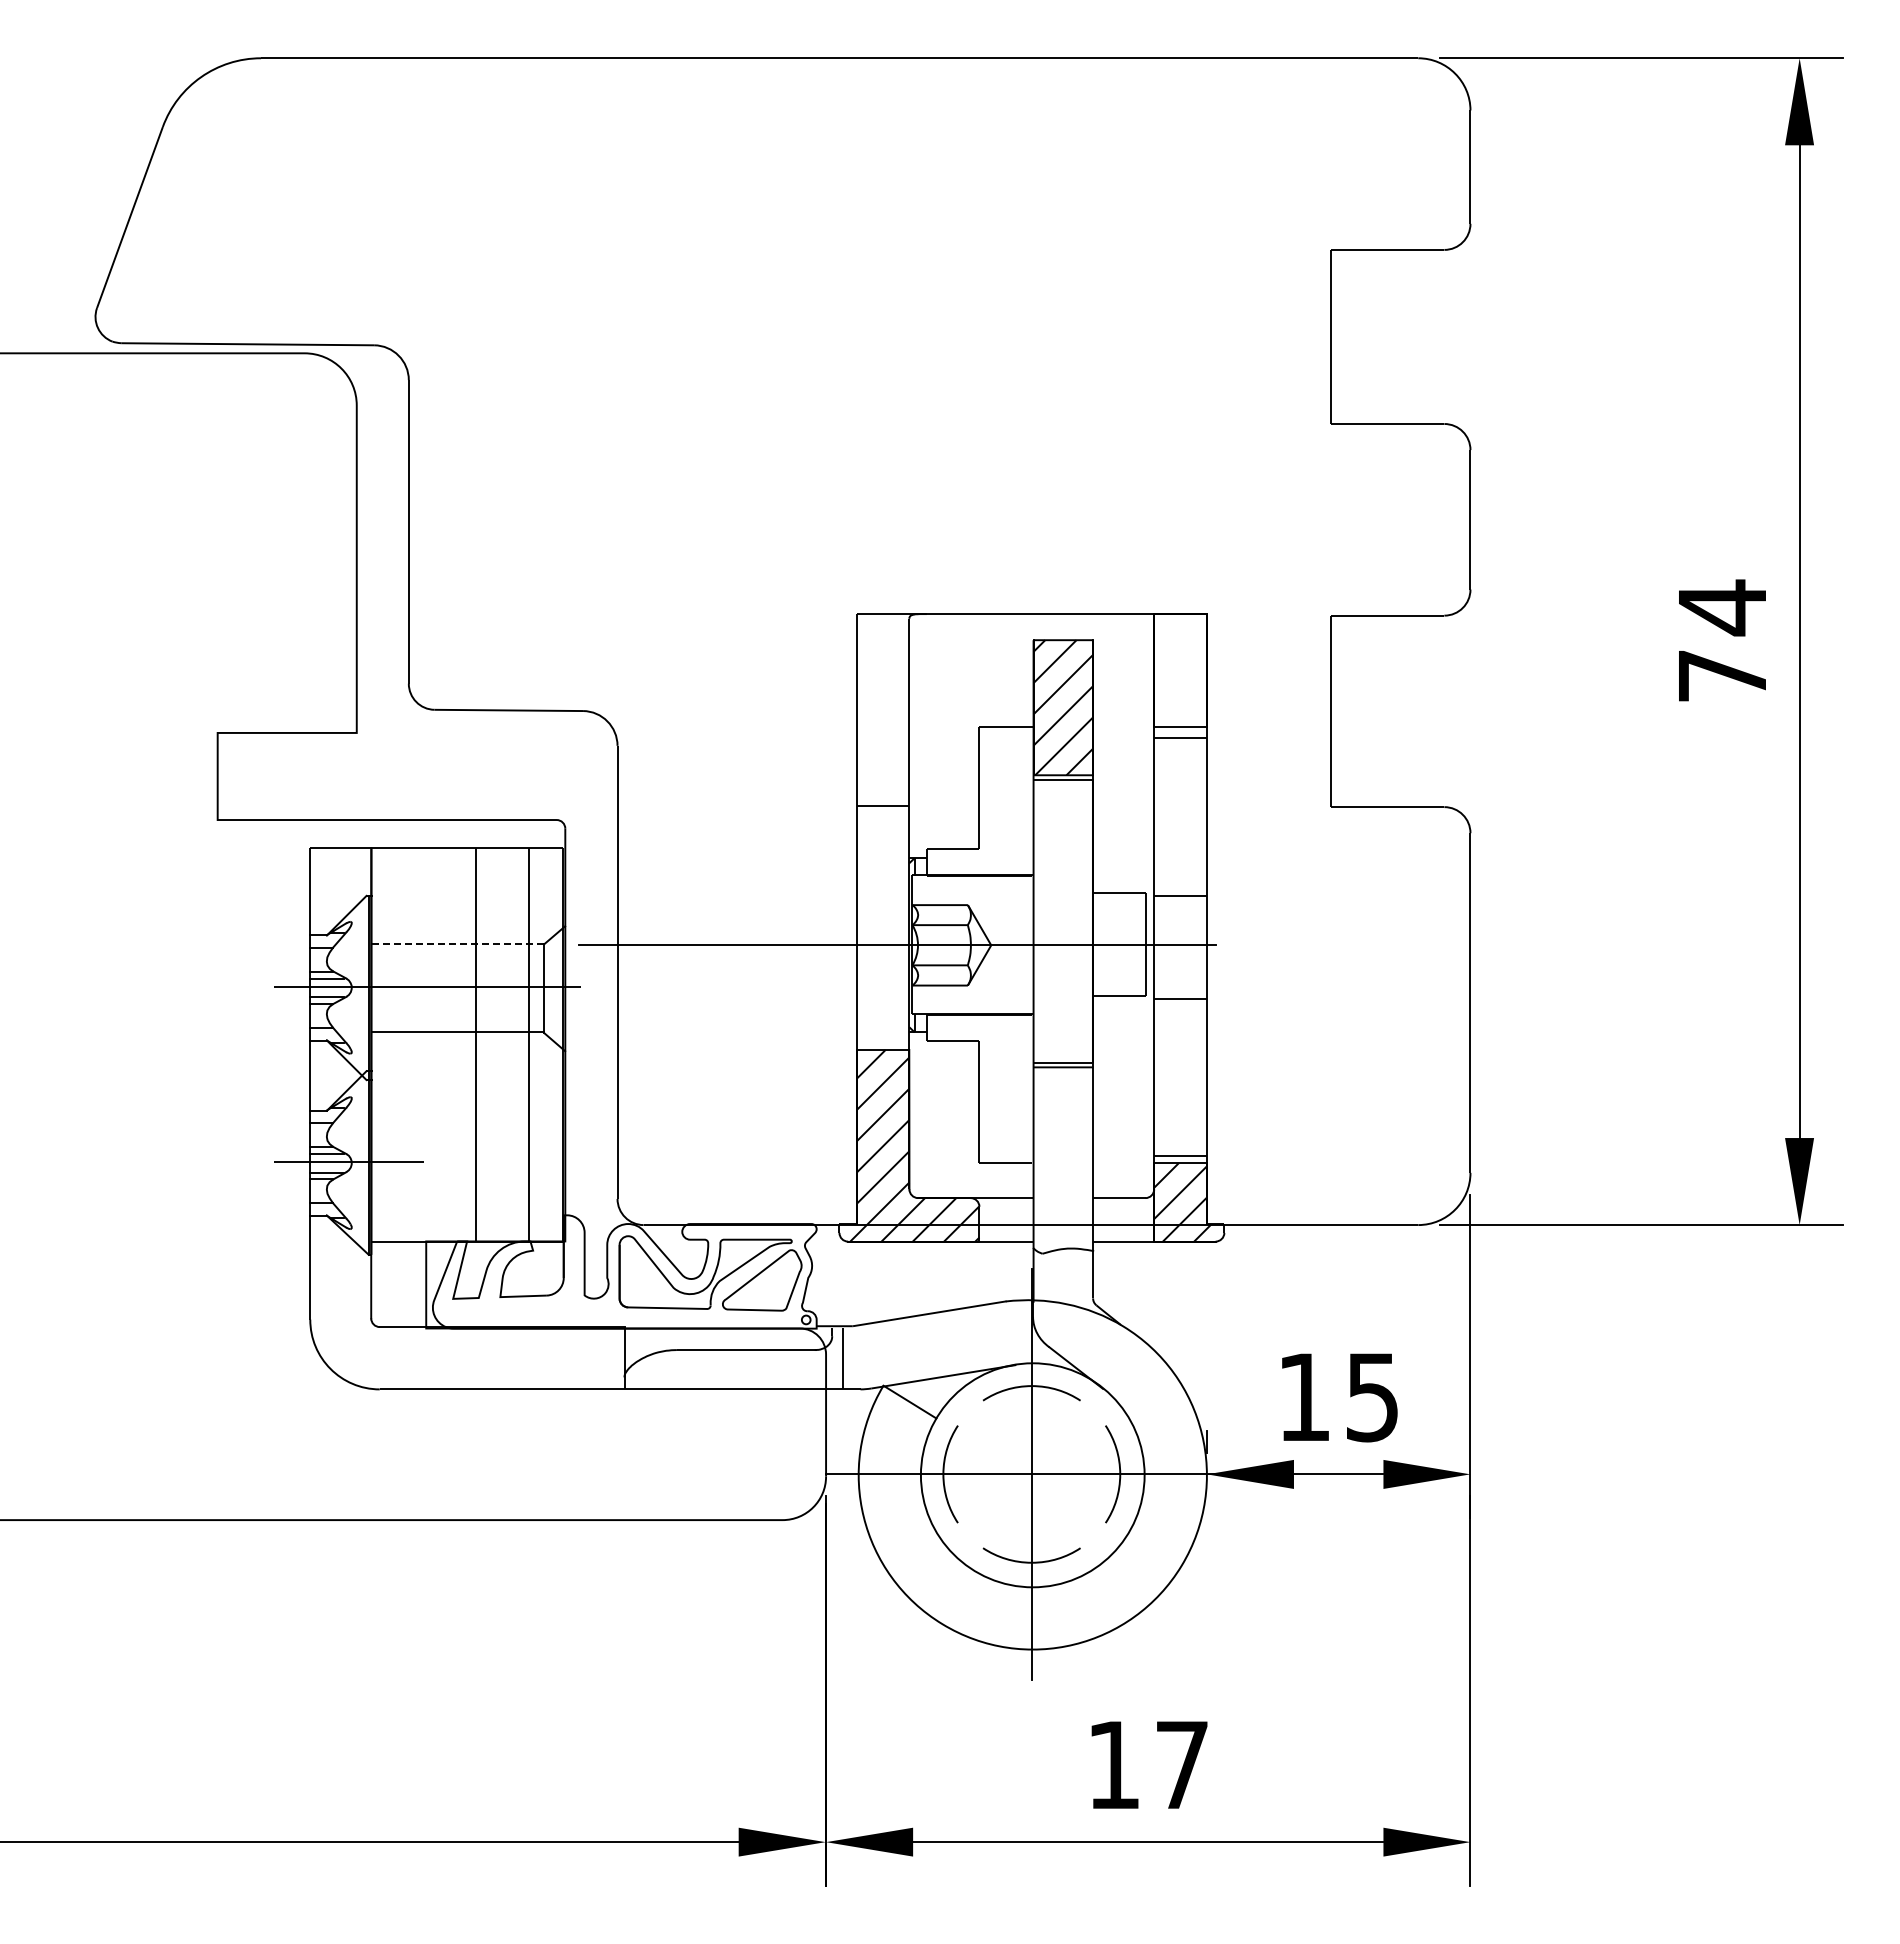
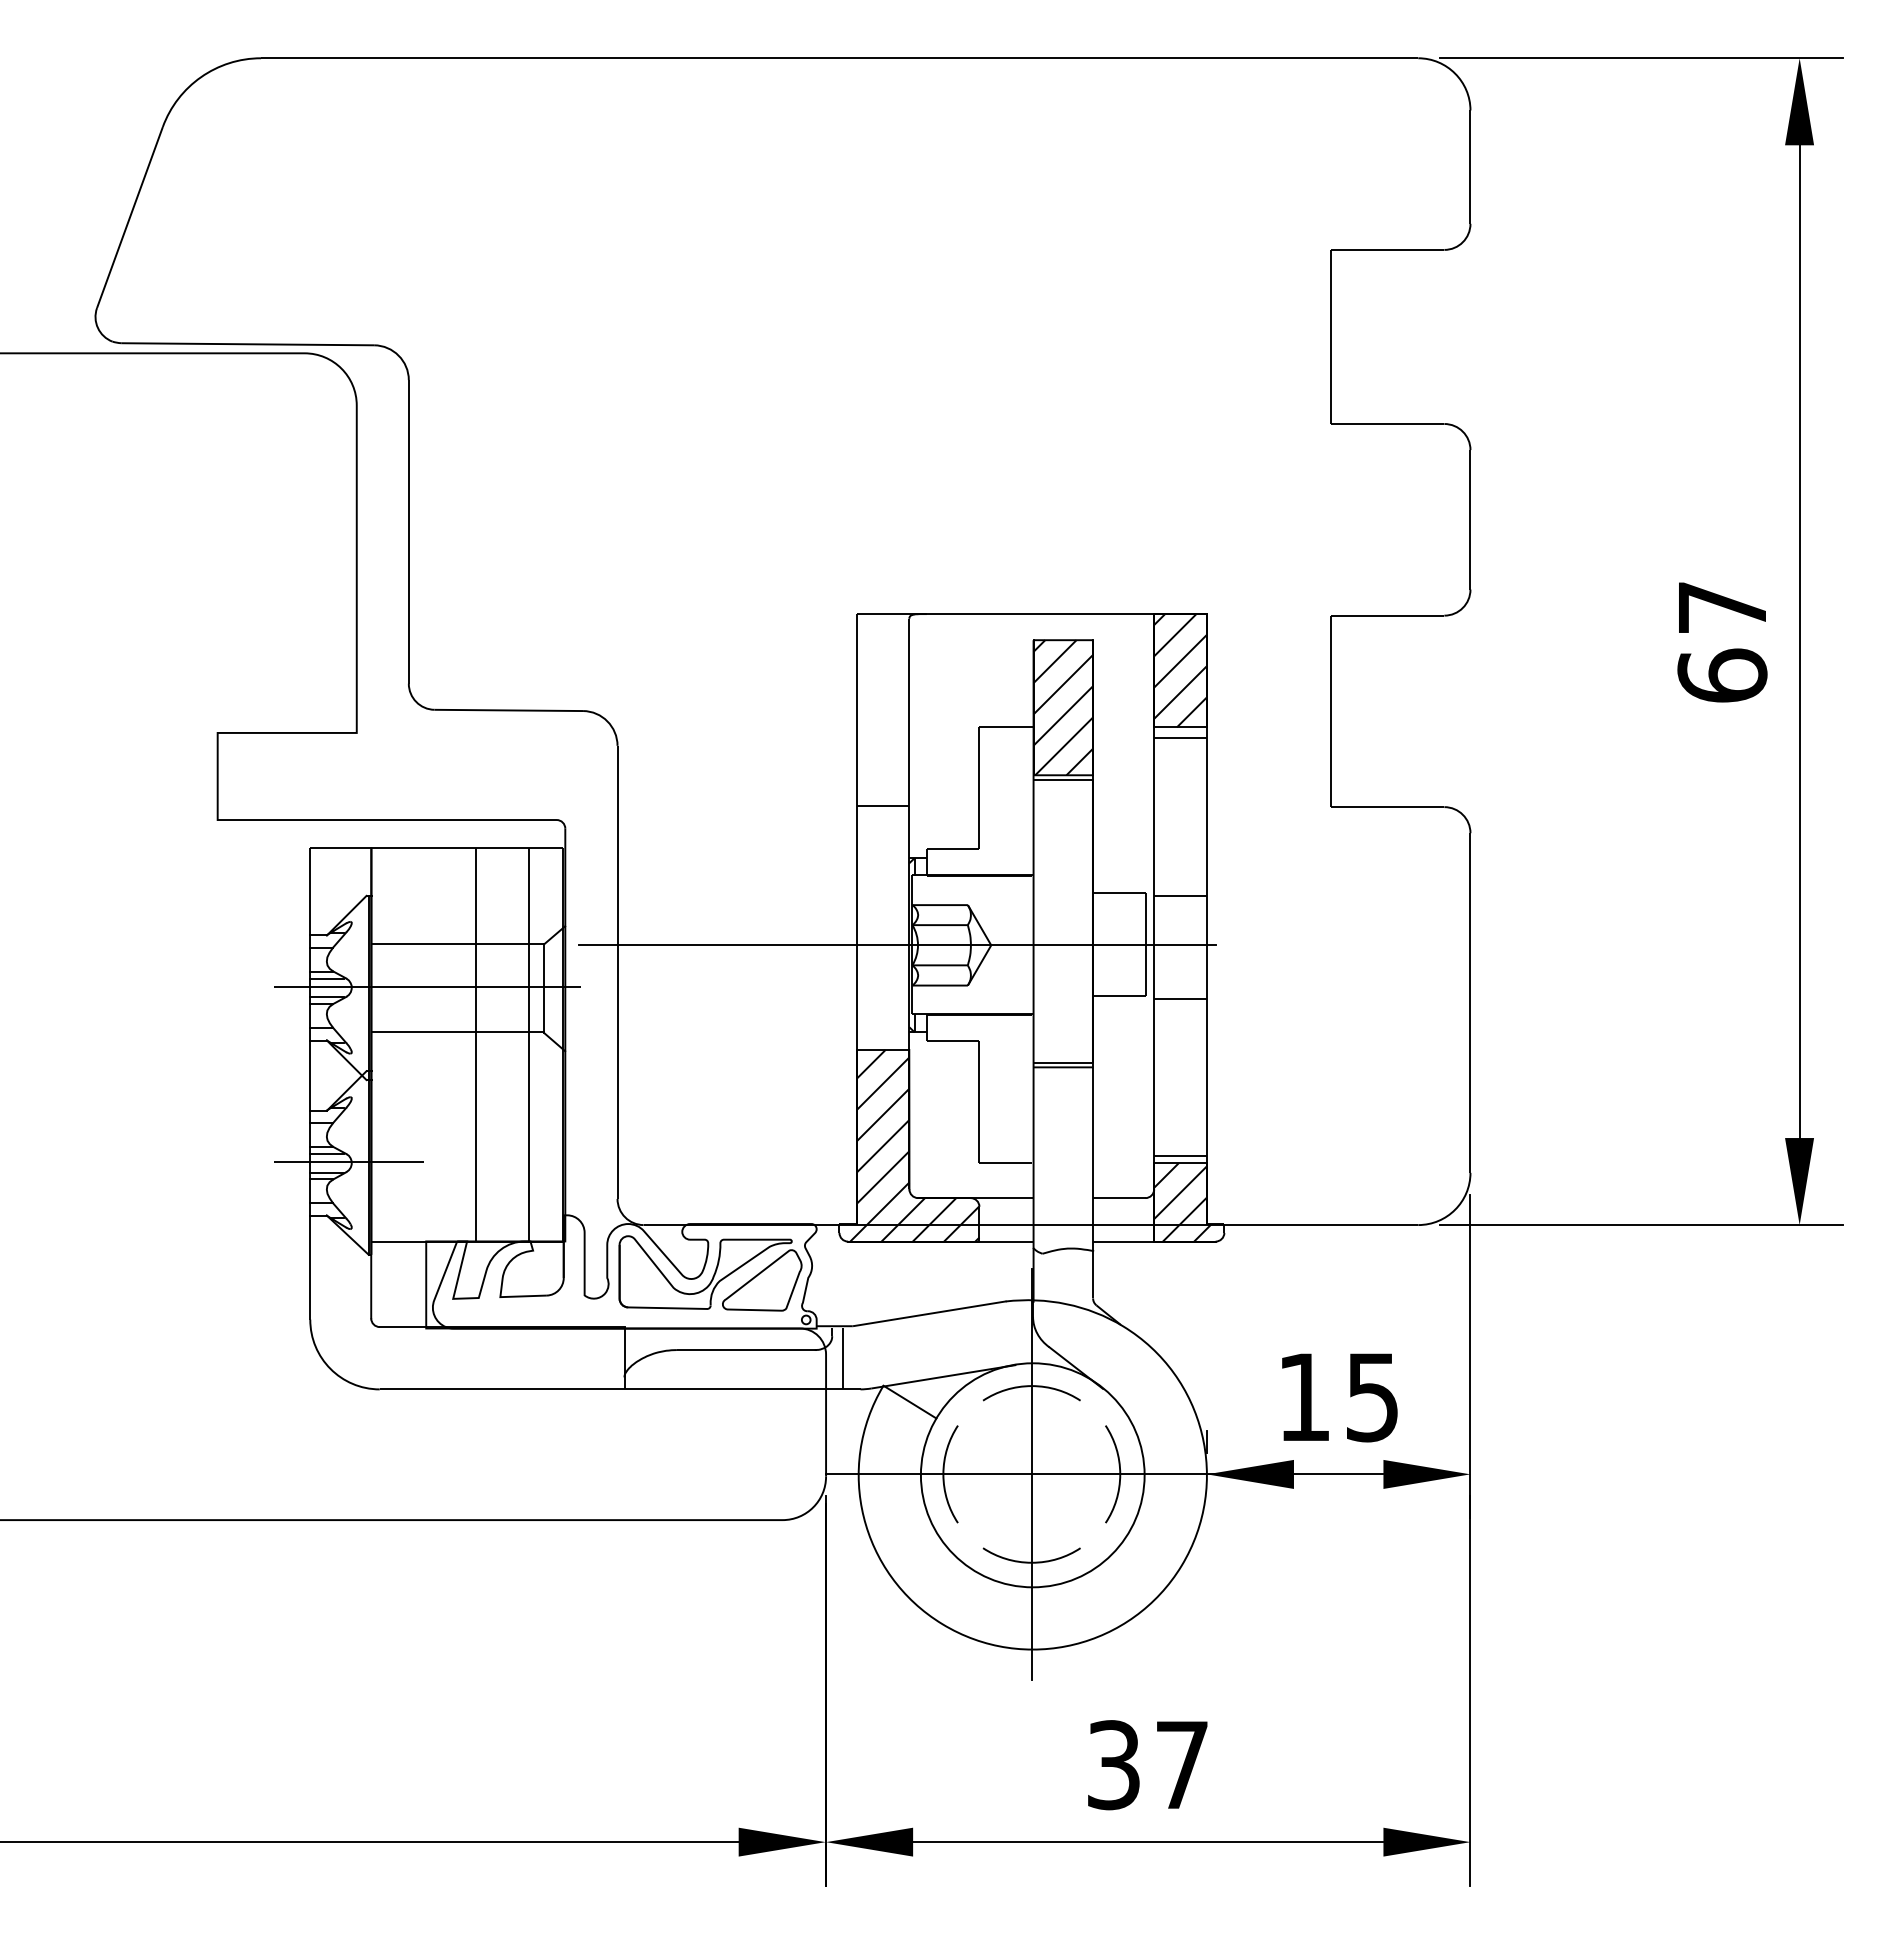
text: 74 -> 67 (1722, 640)
hatch: none -> present (1180, 670)
line: dashed -> solid (457, 944)
text: 17 -> 37 (1113, 1765)
